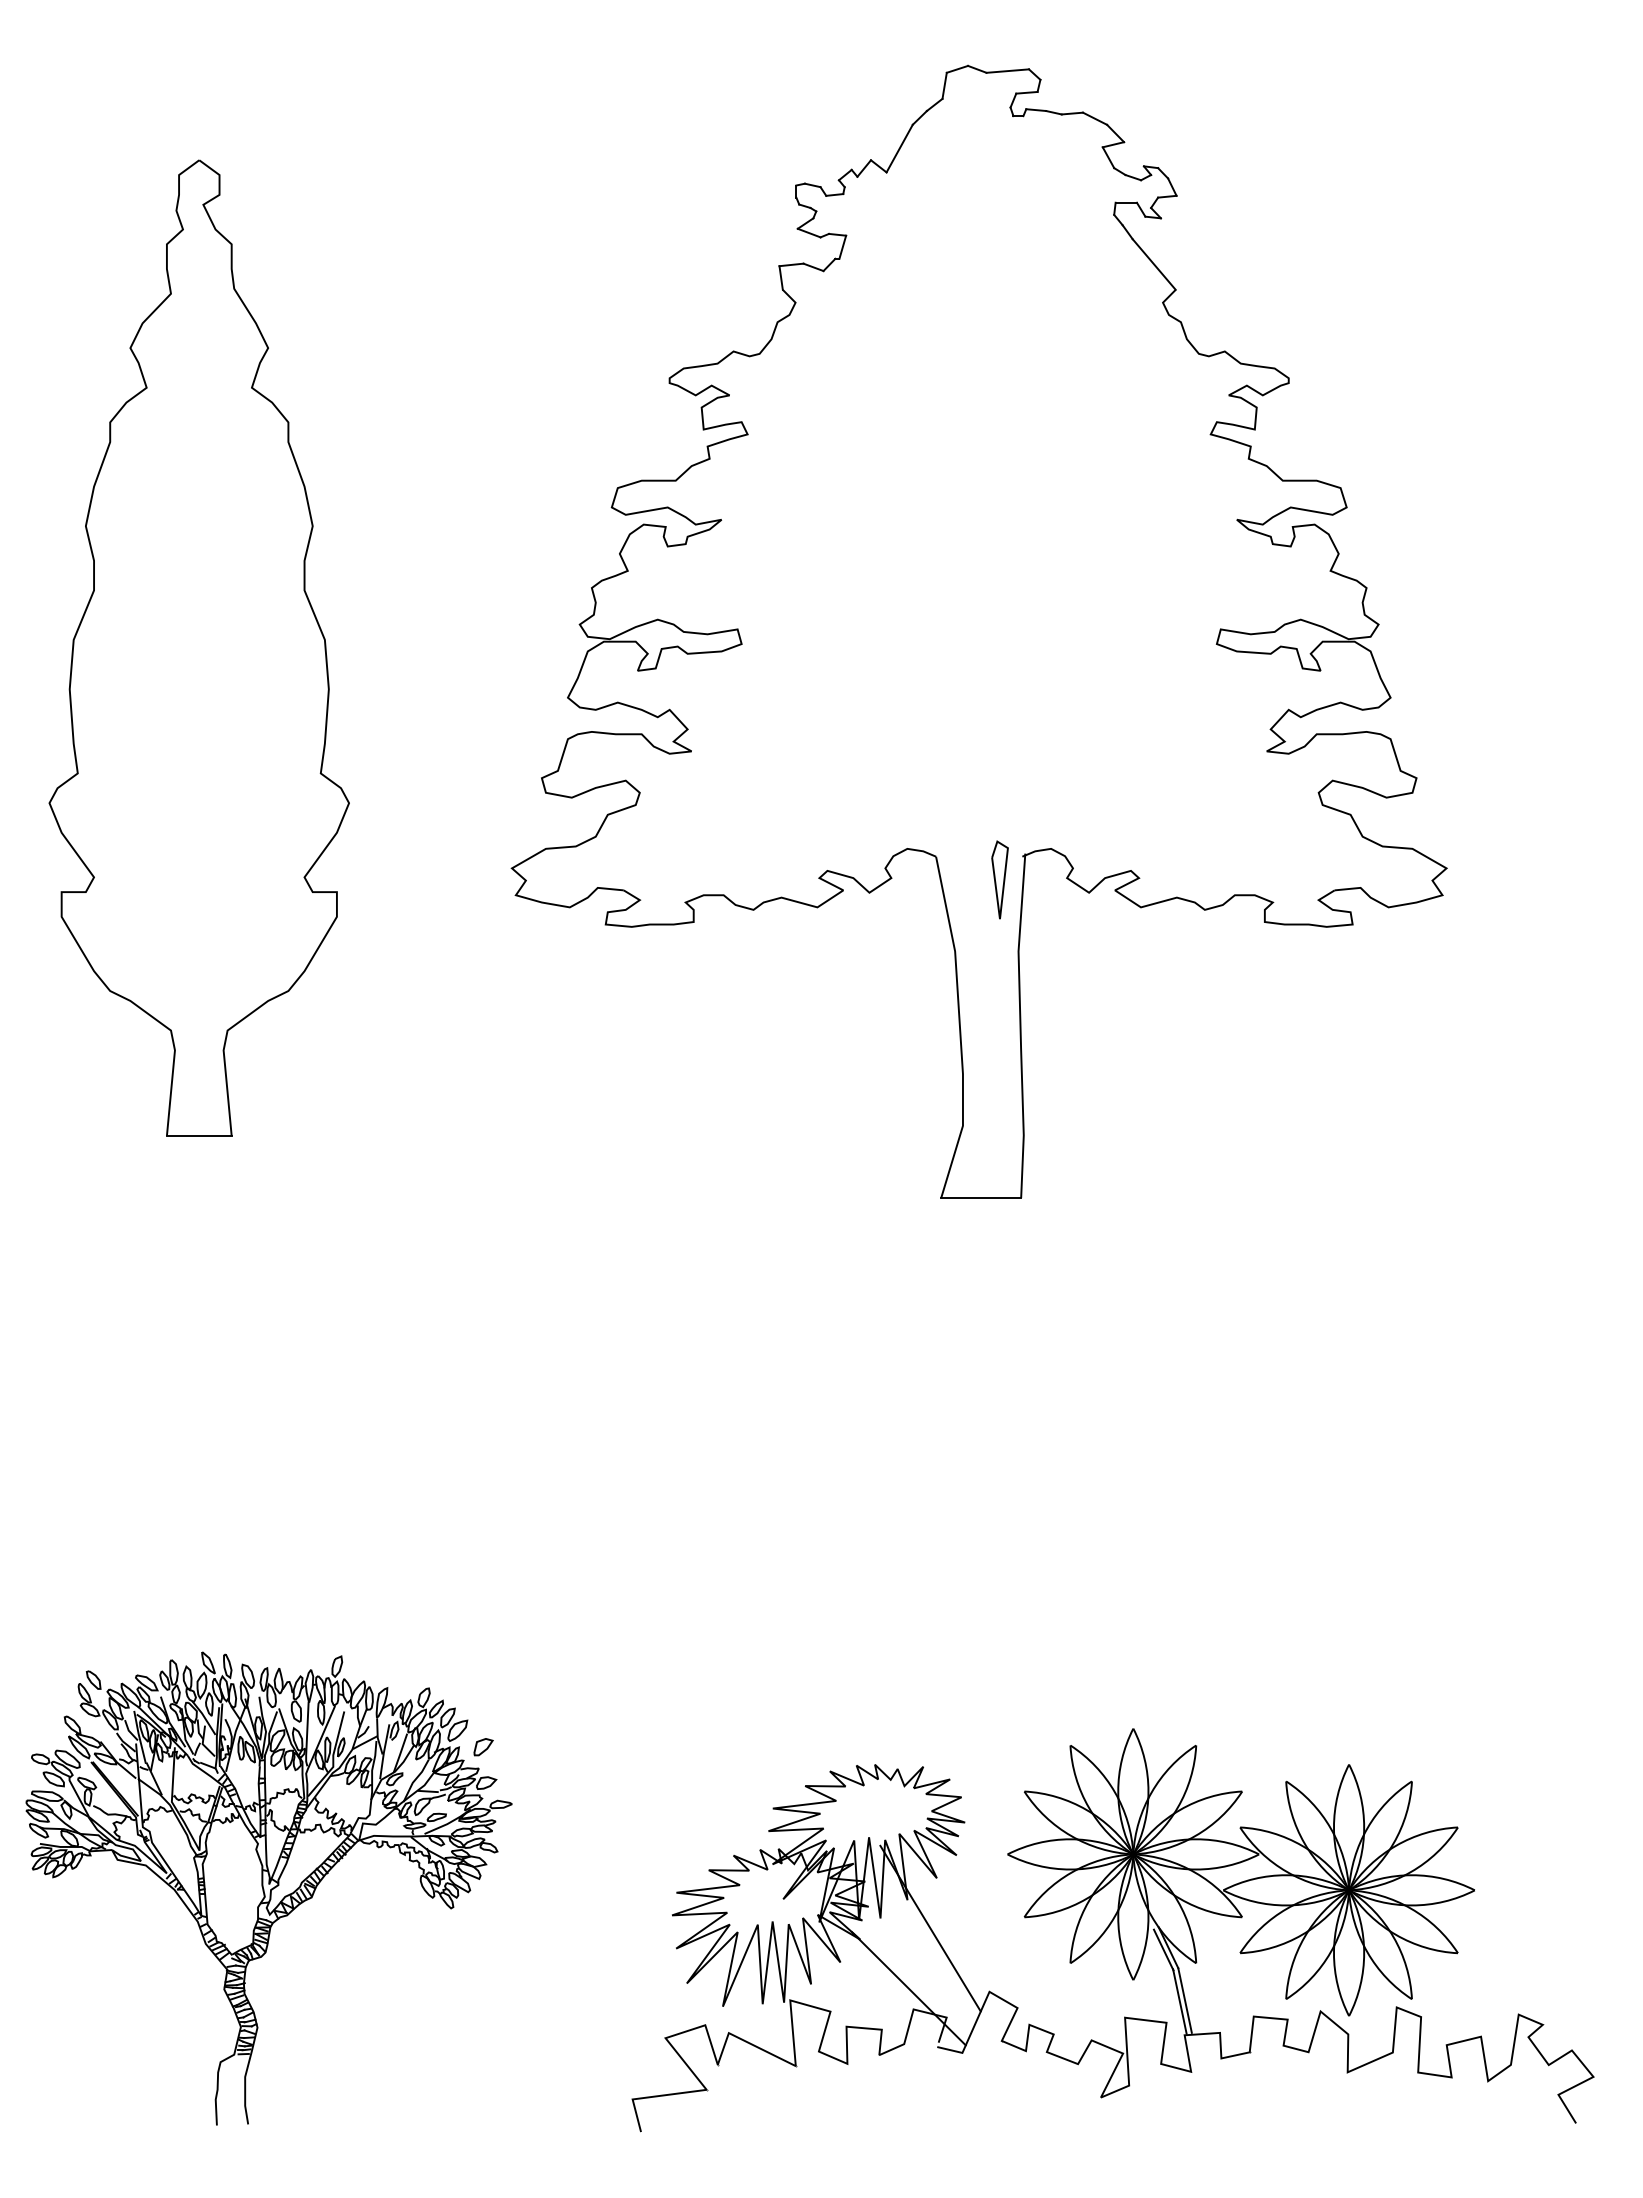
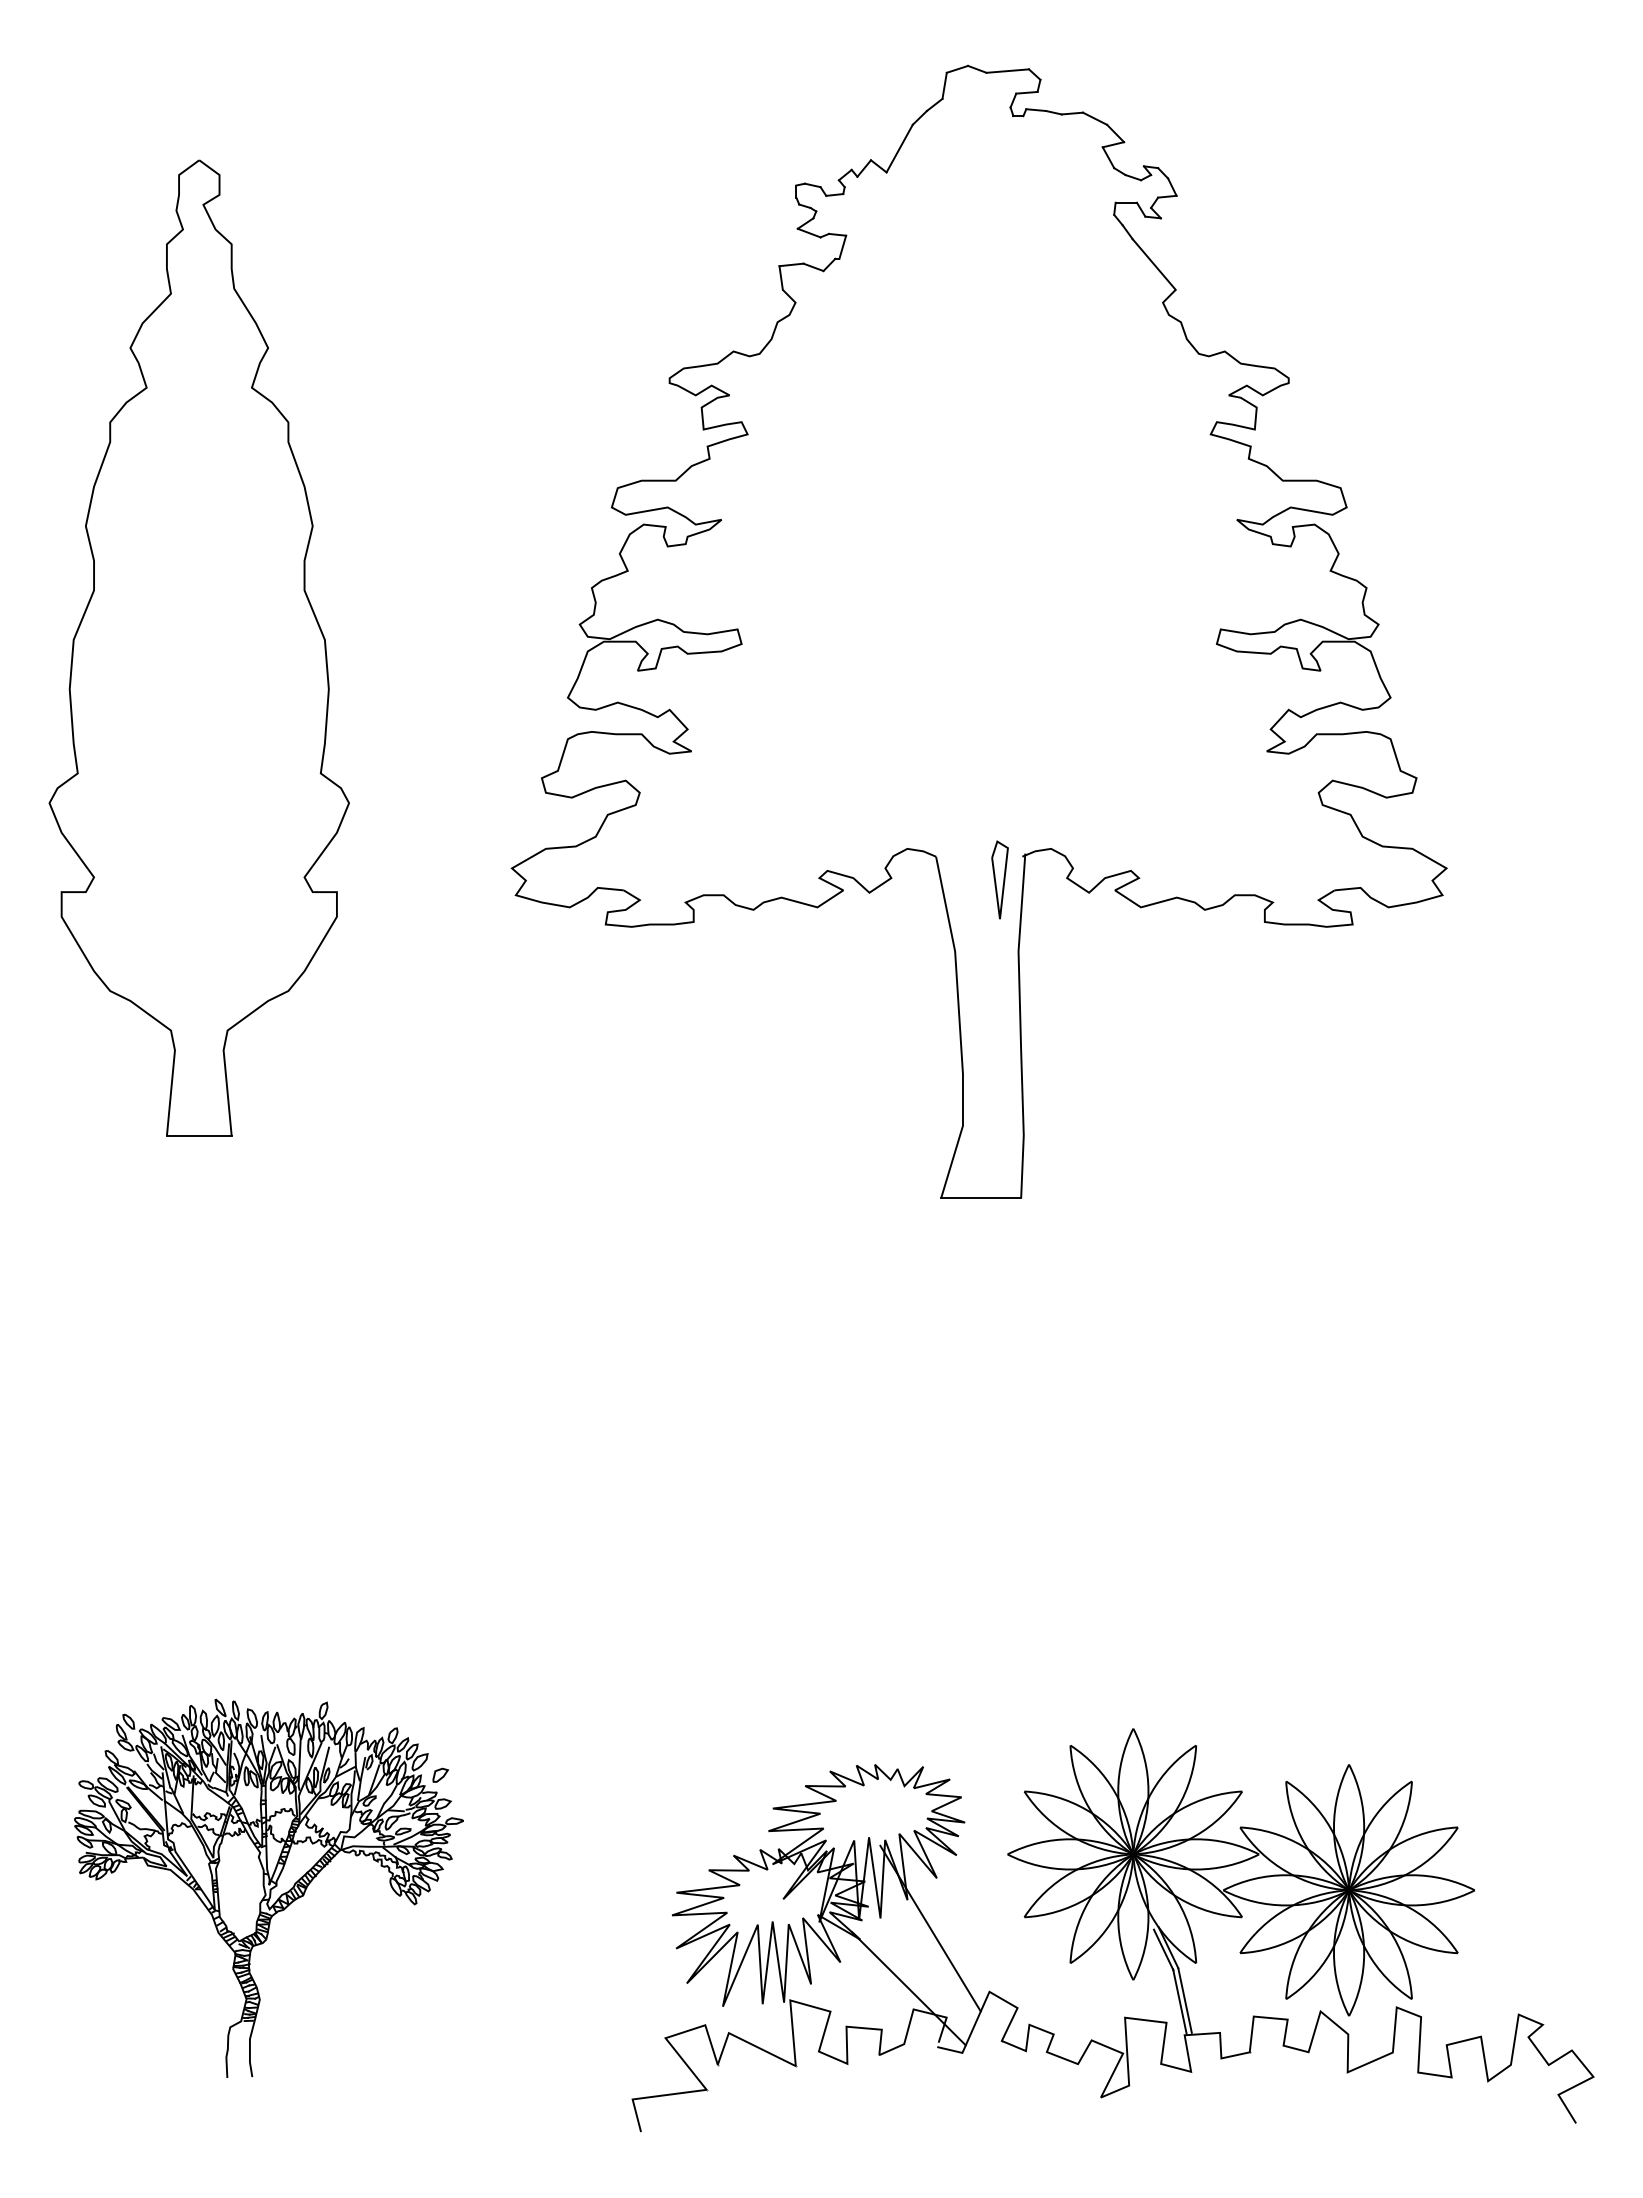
part size: 488x475 px -> 390x380 px (268, 1887)
